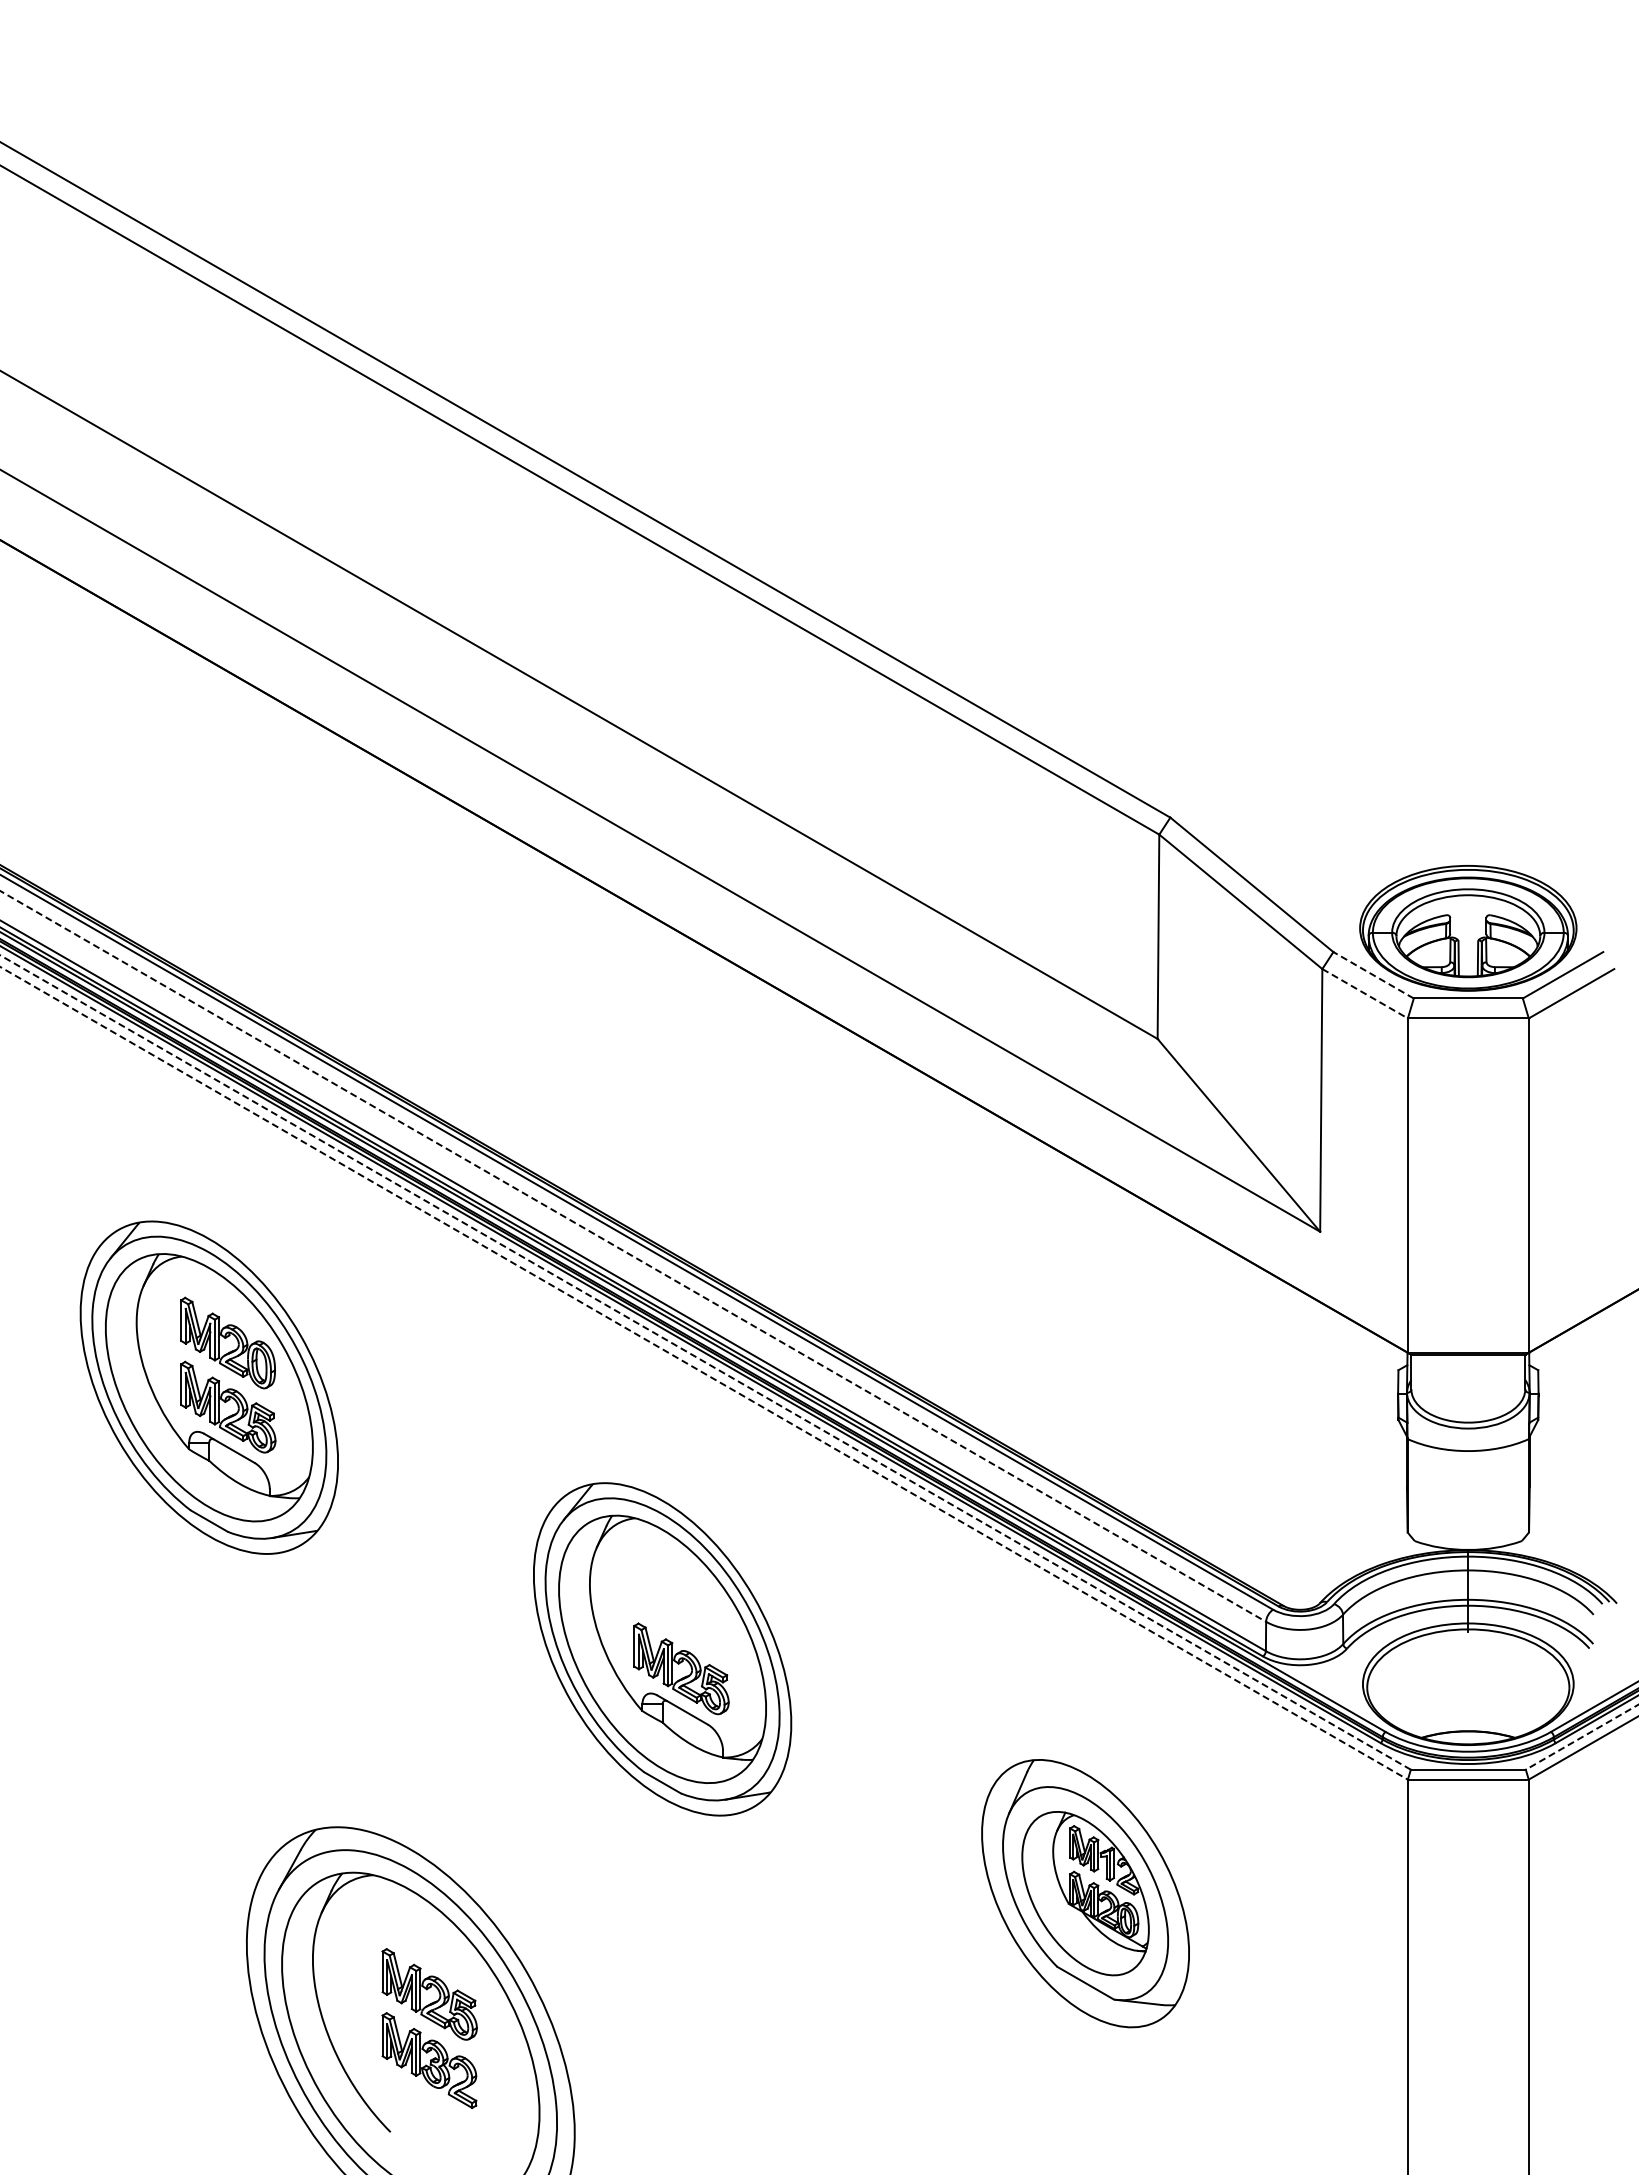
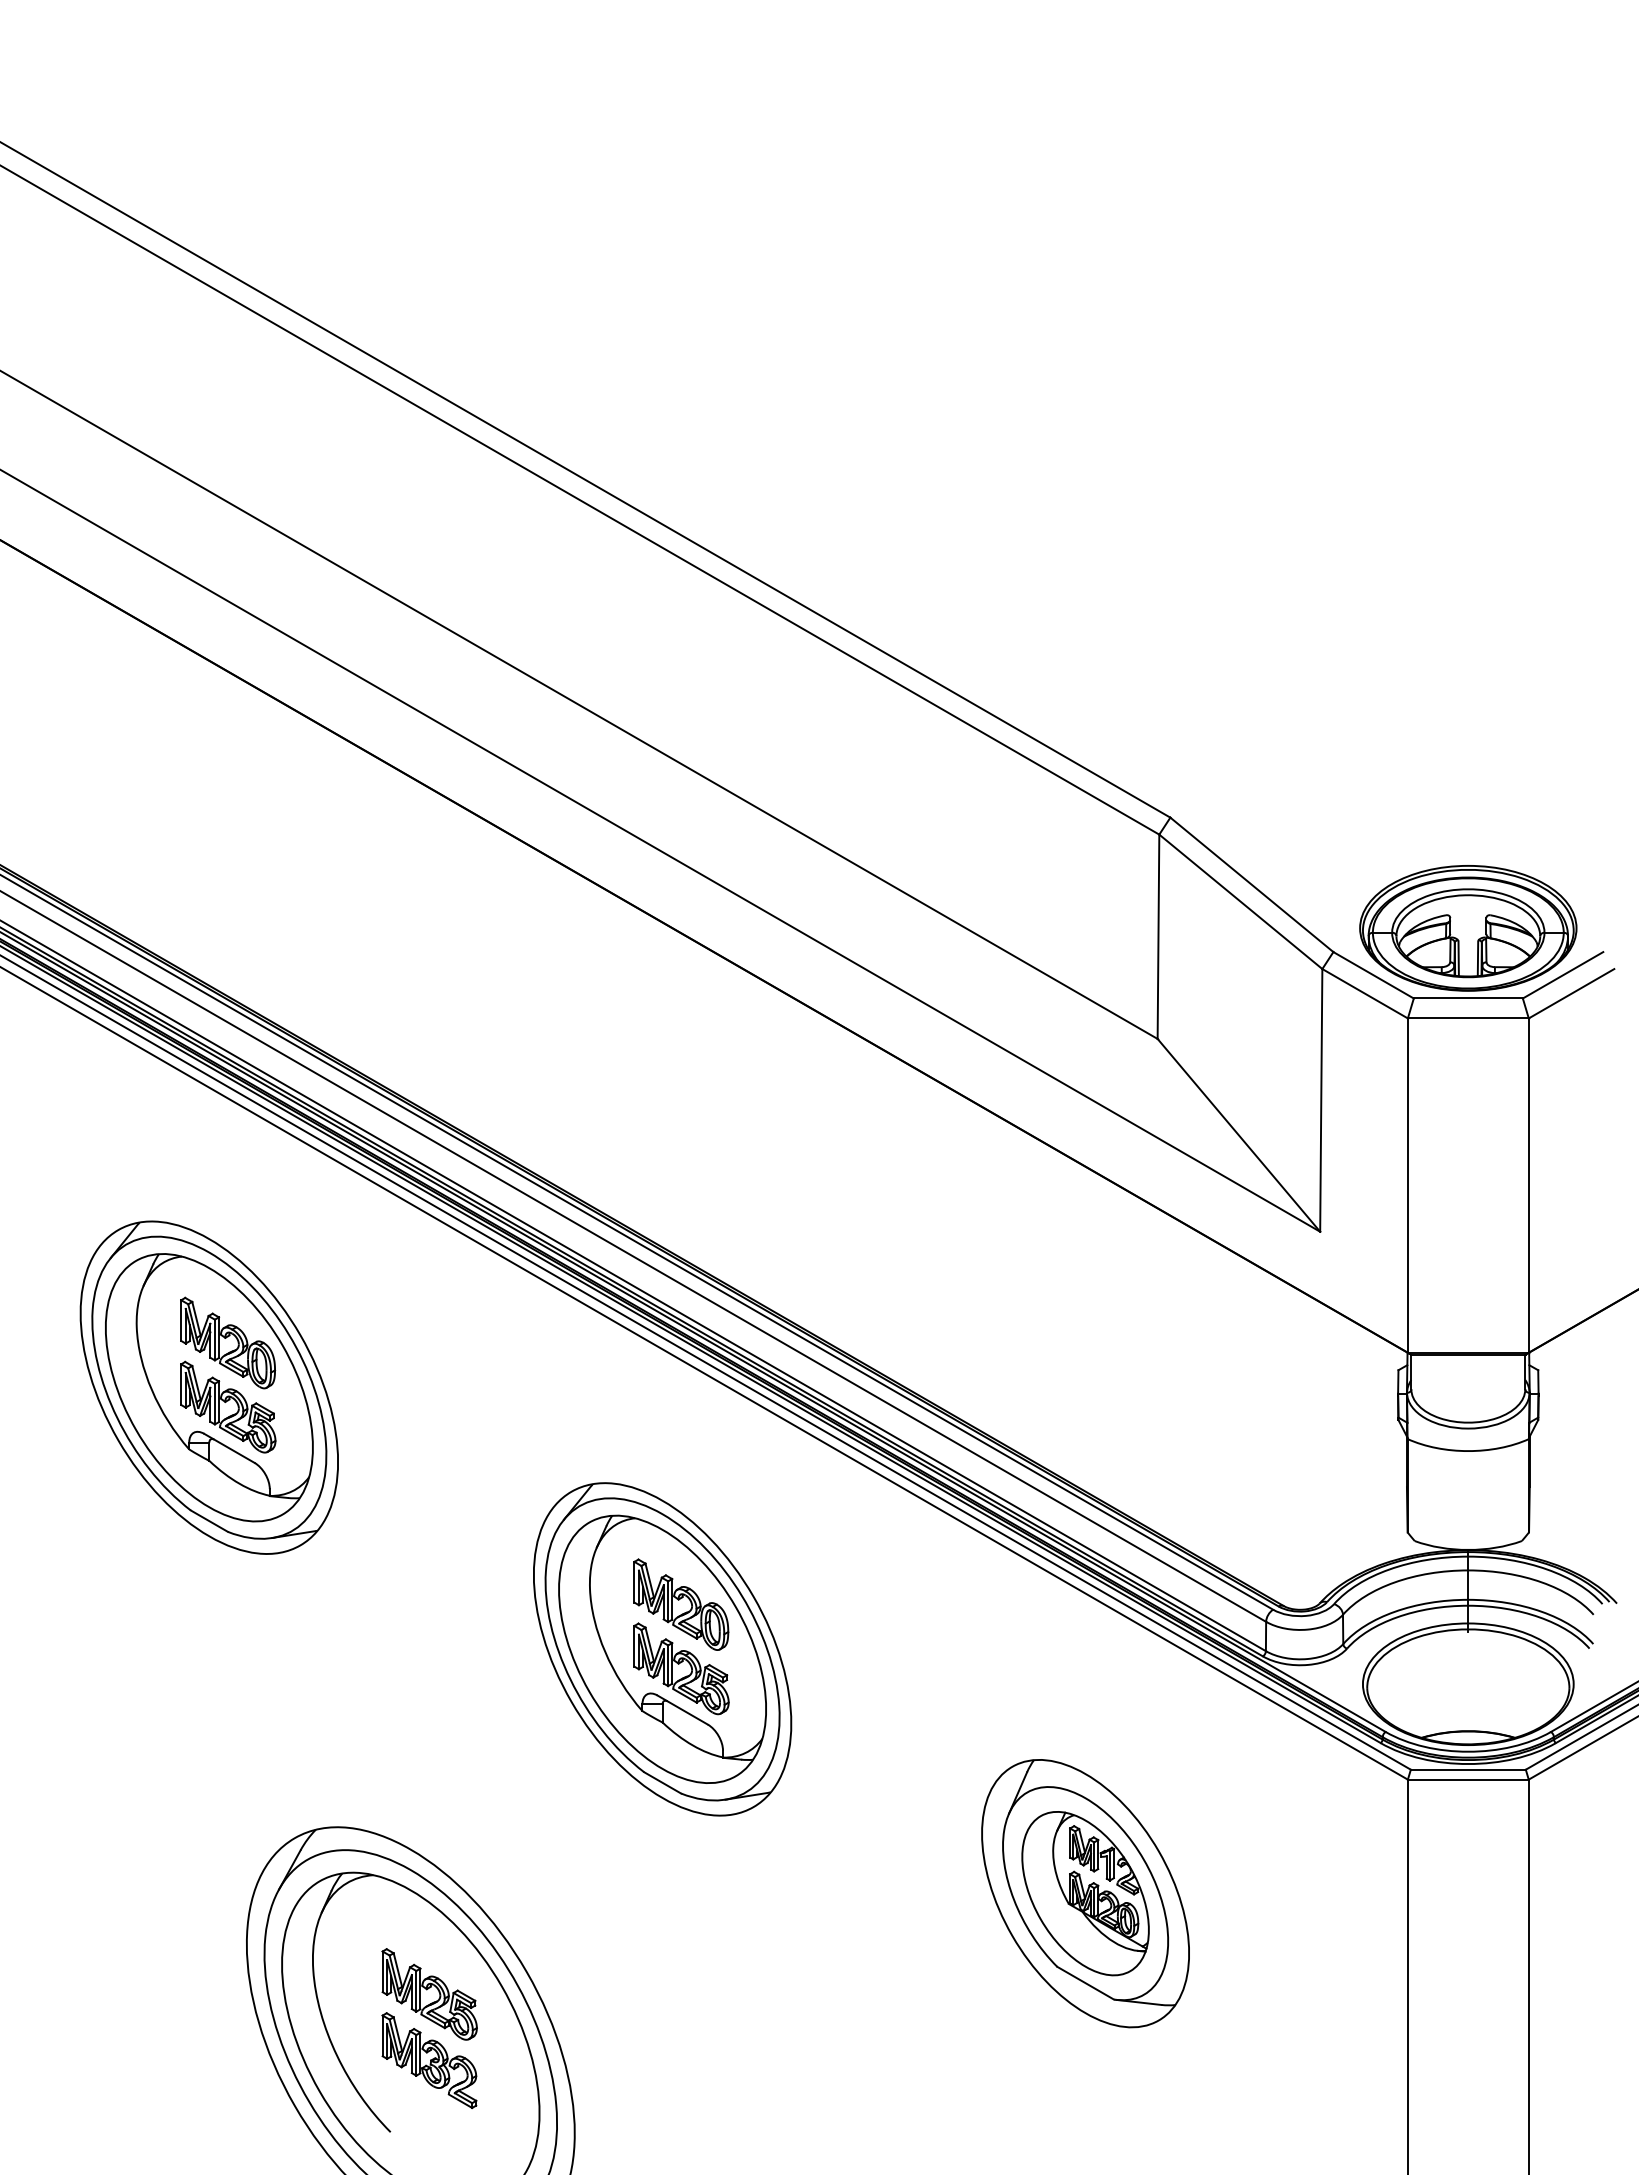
line: dashed -> solid (1373, 975)
line: dashed -> solid (1365, 993)
line: dashed -> solid (633, 1256)
line: dashed -> solid (705, 1362)
line: dashed -> solid (704, 1373)
part: none -> present (681, 1604)
line: dashed -> solid (1582, 1737)
